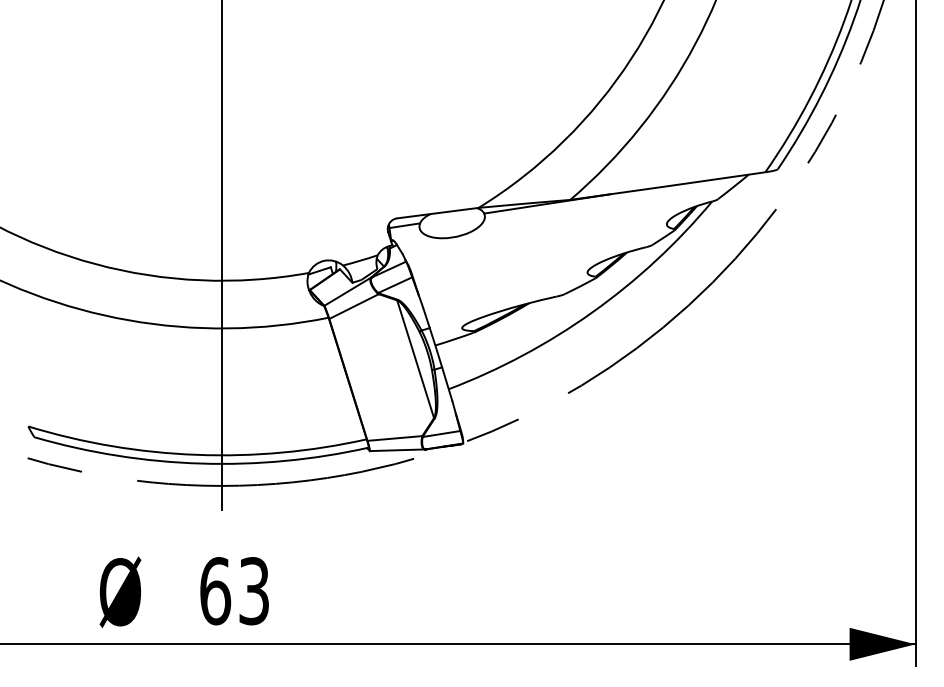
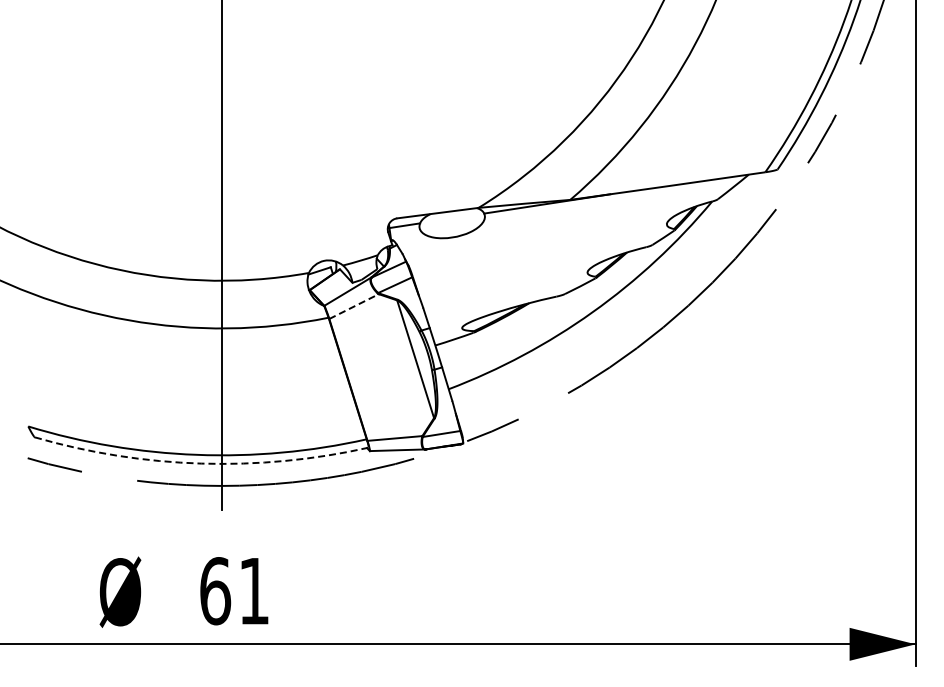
line: solid -> dashed (354, 306)
arc: solid -> dashed (201, 463)
text: 63 -> 61 (253, 591)
